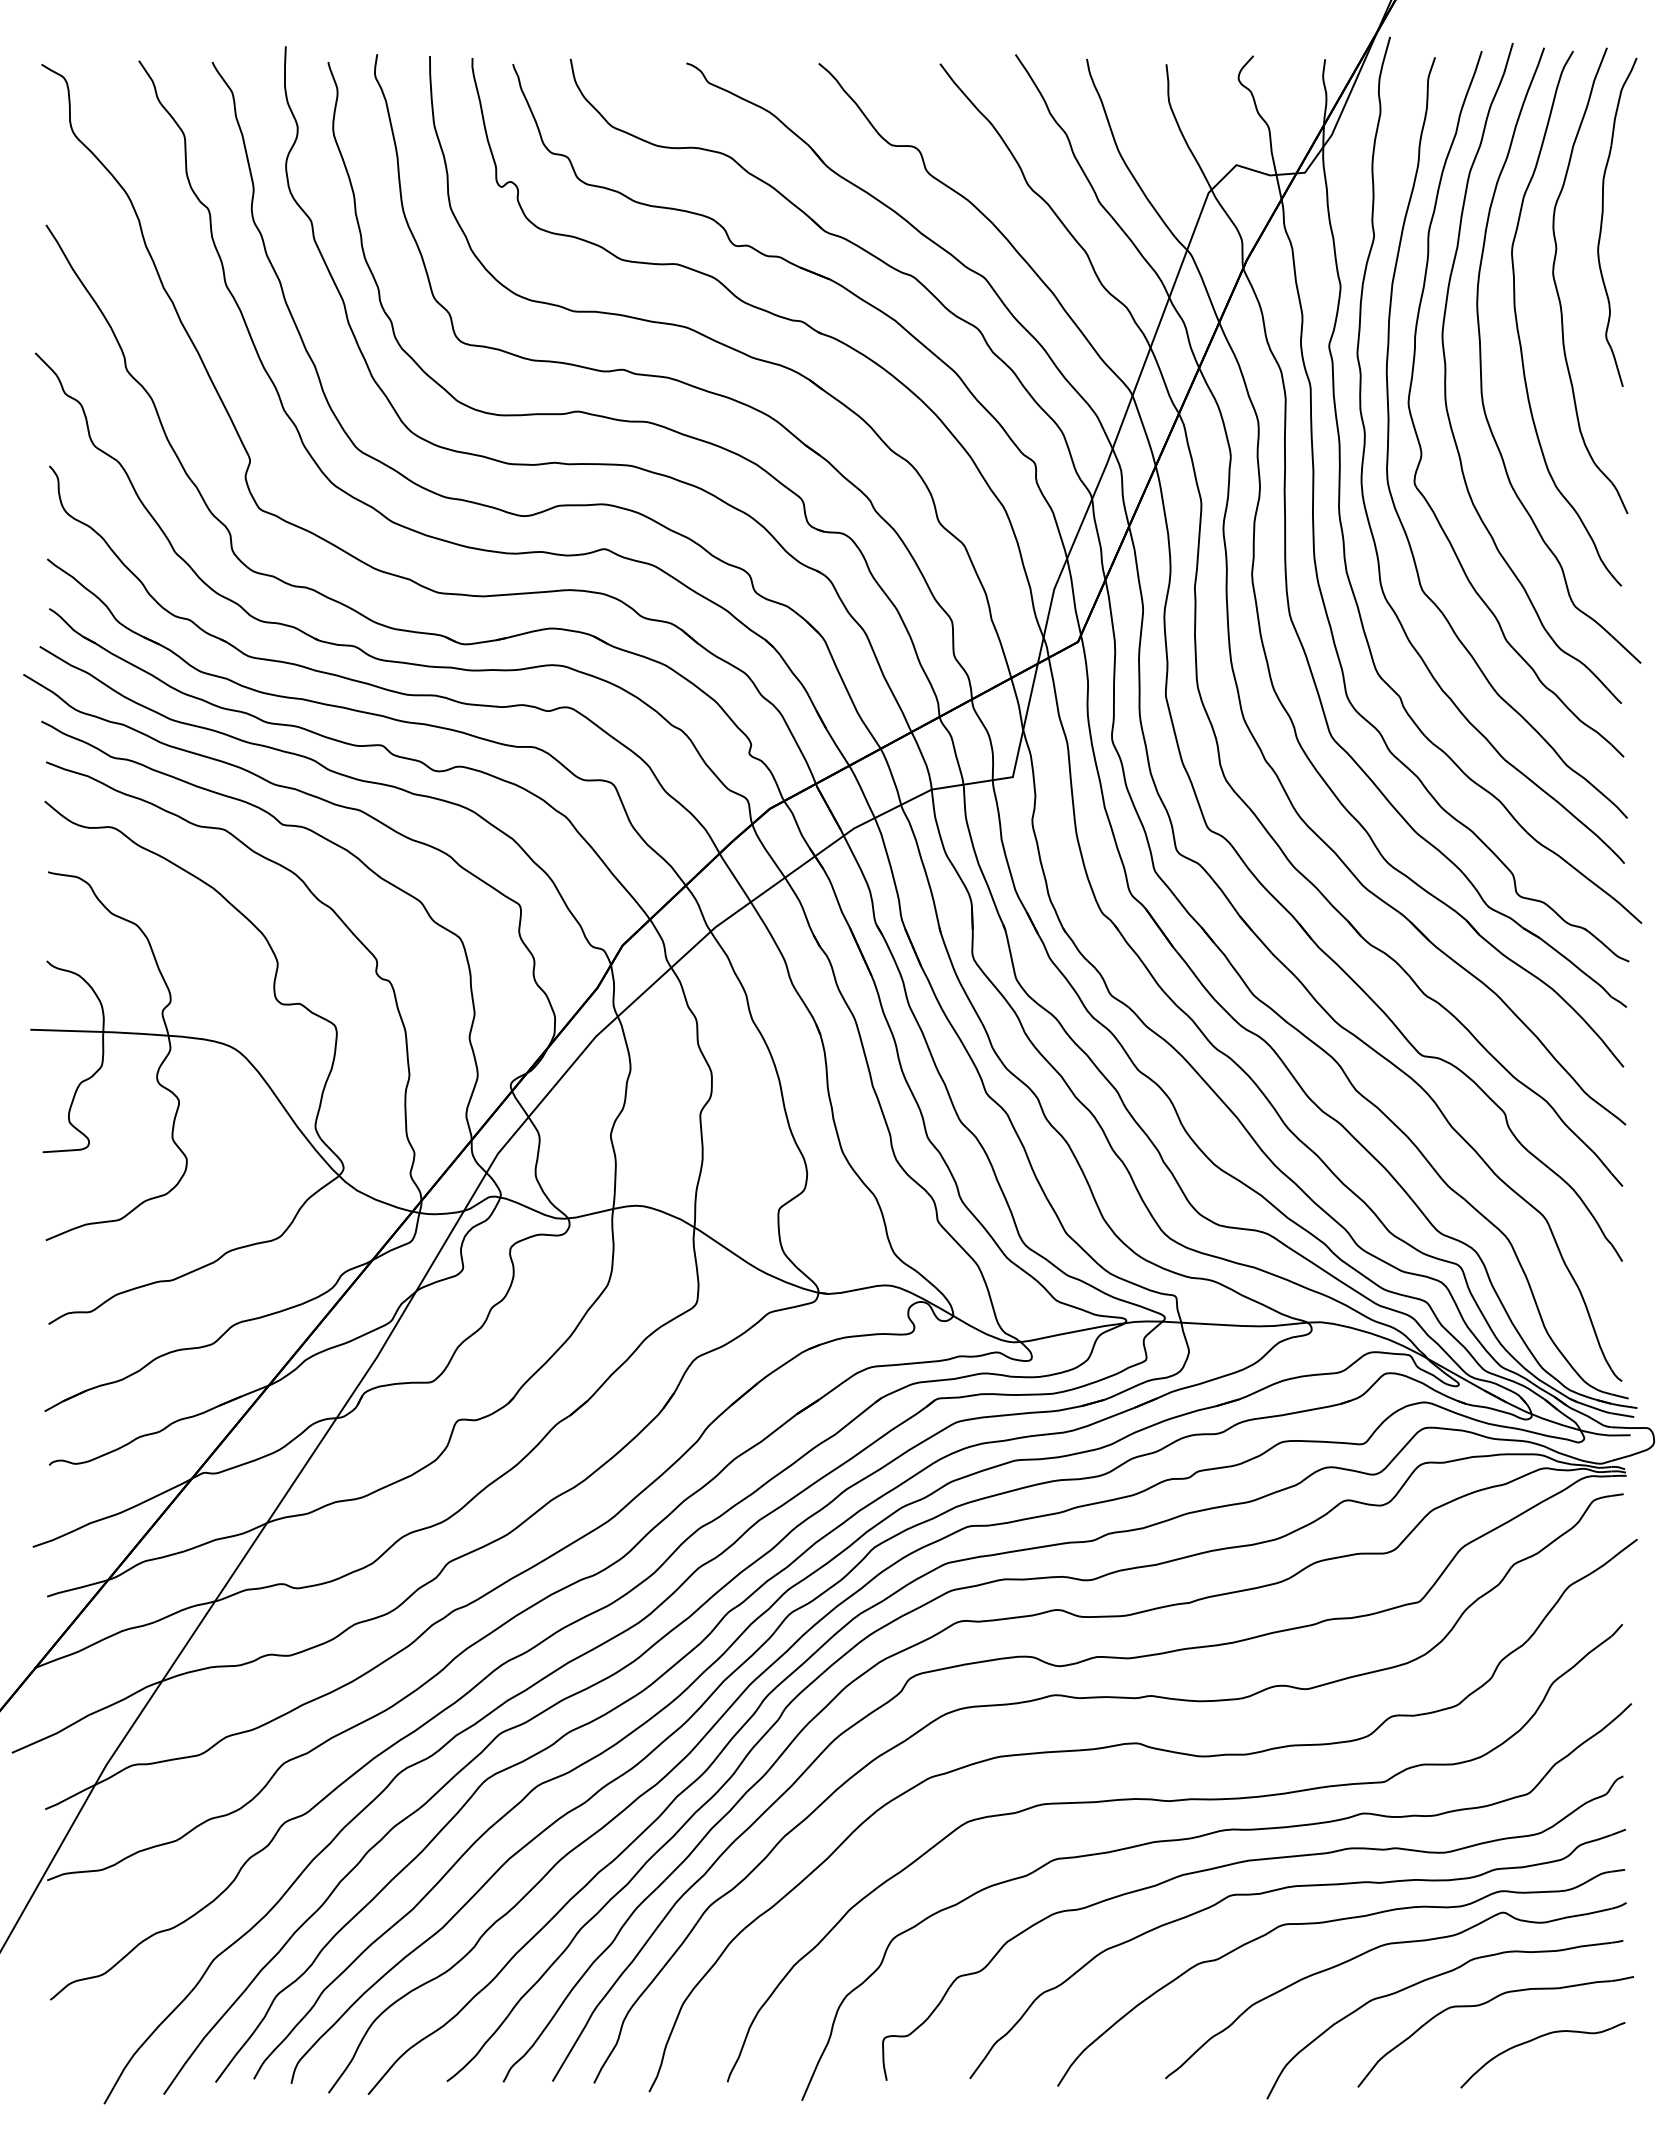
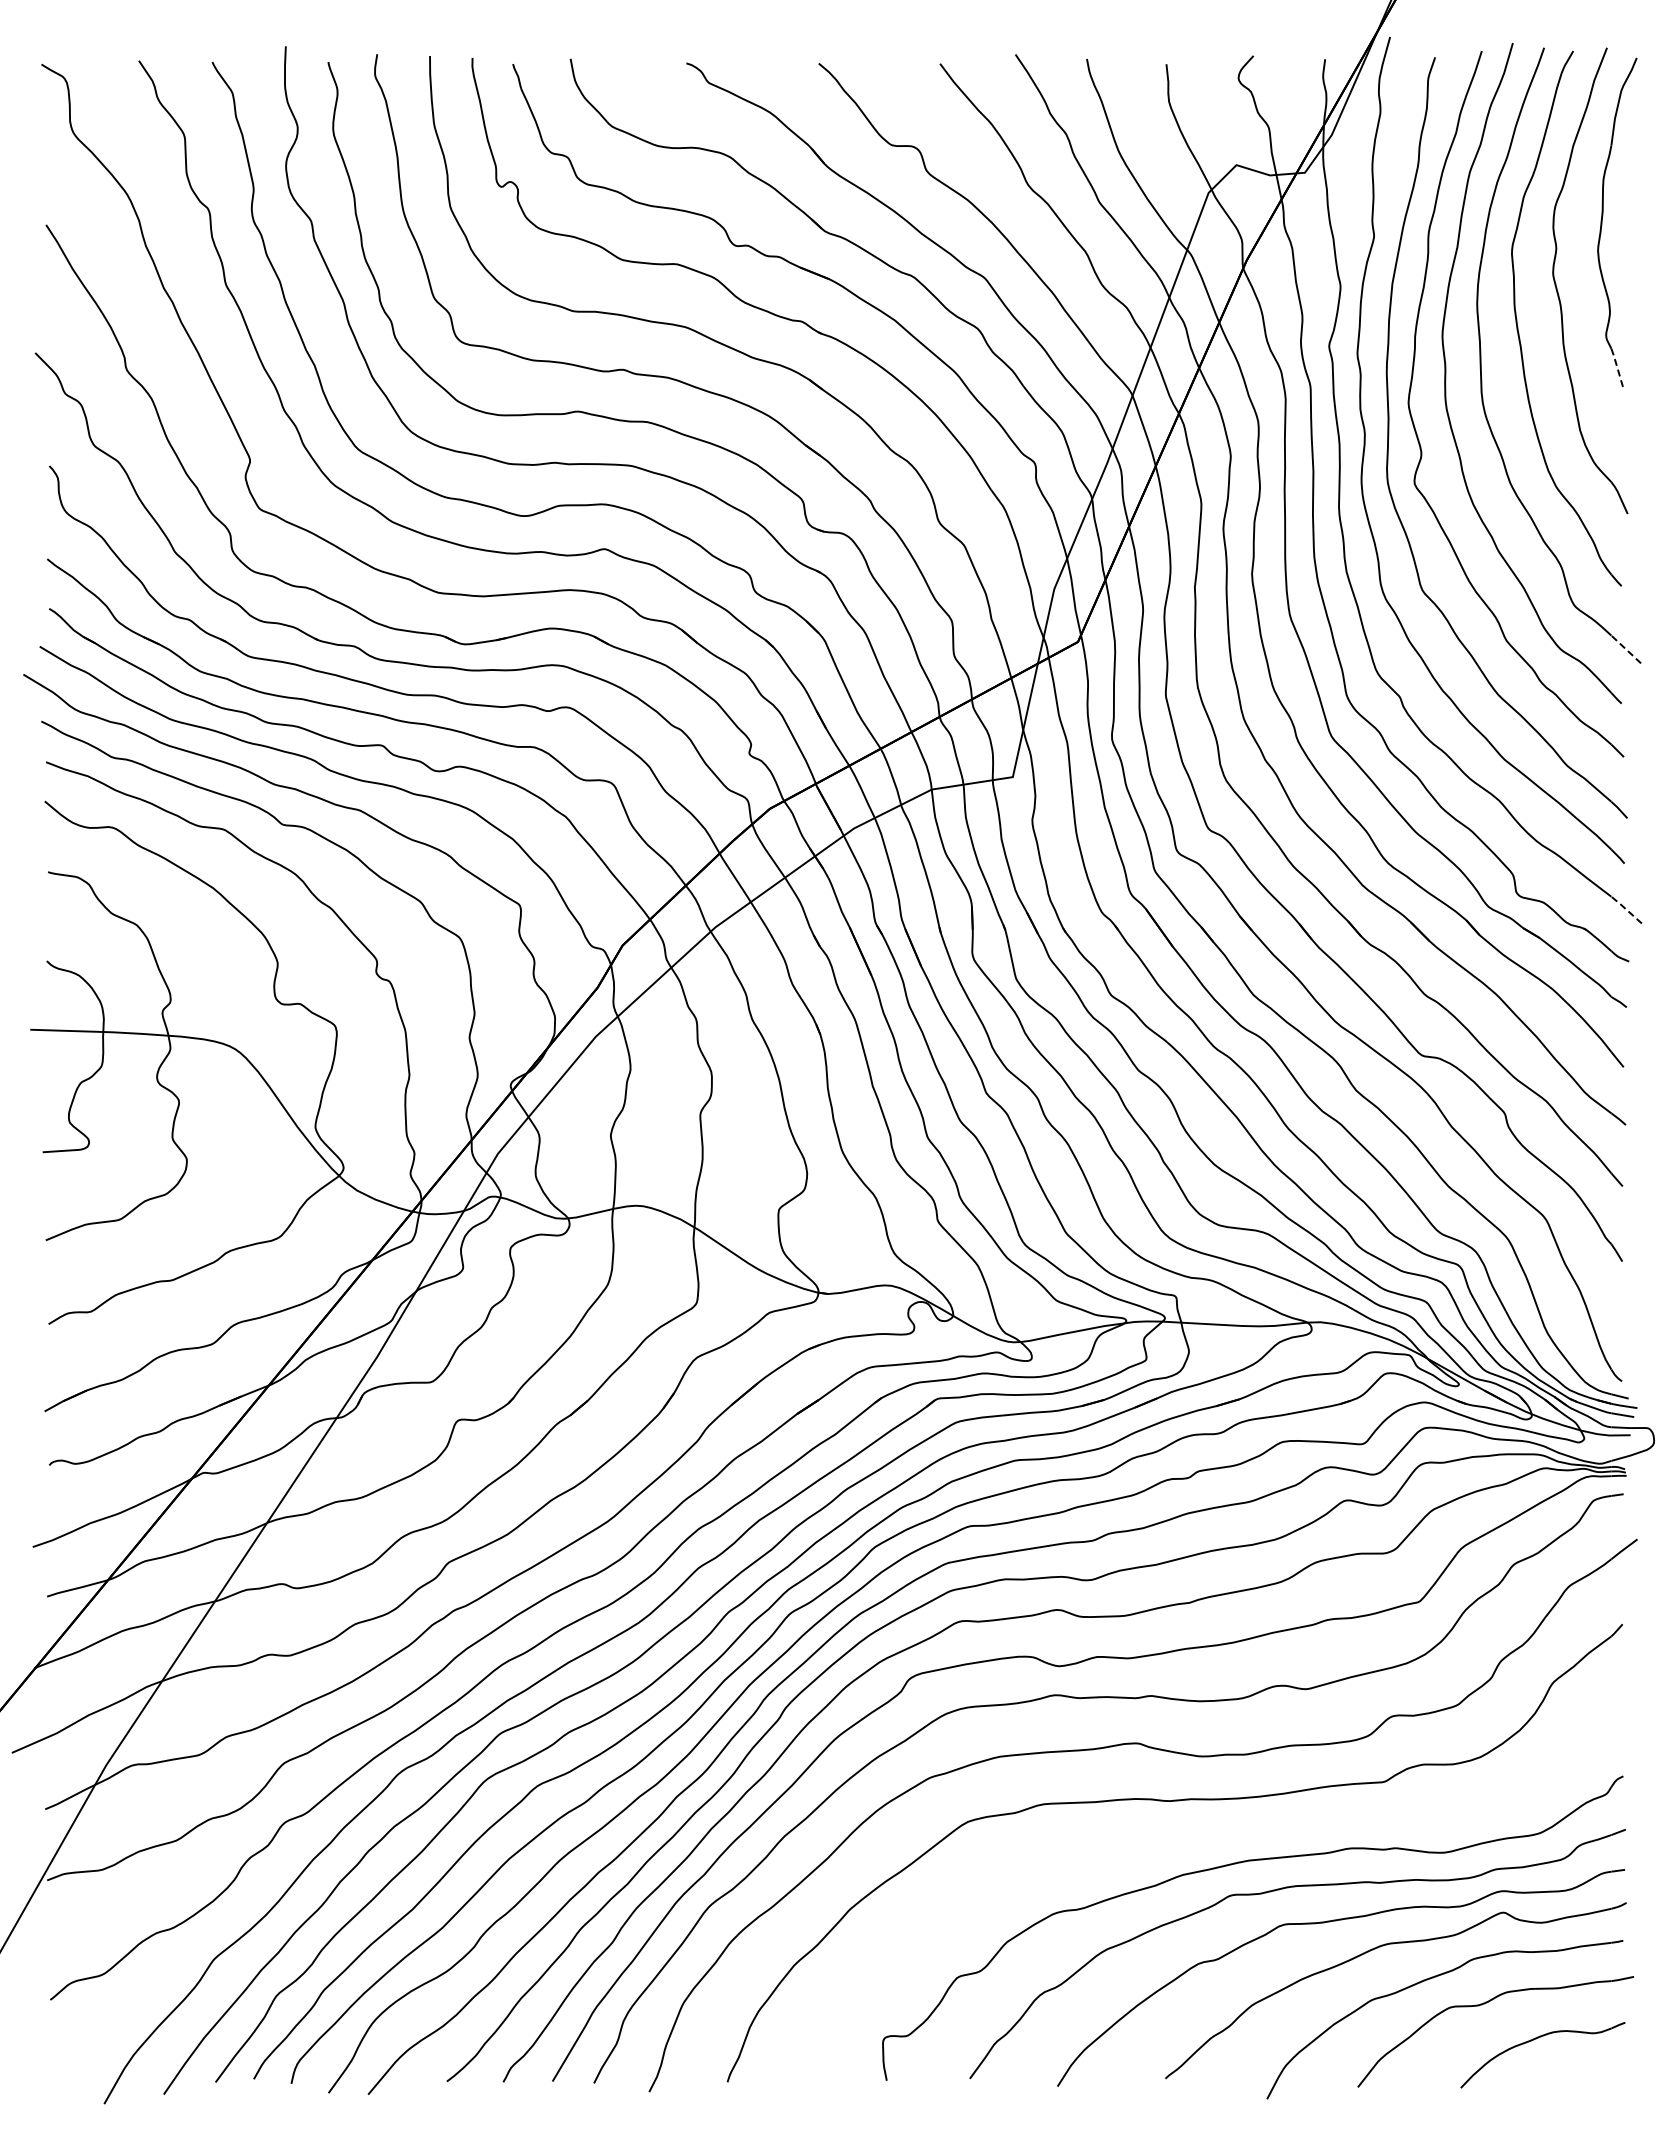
line: solid -> dashed (1617, 366)
line: solid -> dashed (1625, 649)
line: solid -> dashed (1625, 909)
part: present -> none (1200, 1837)
